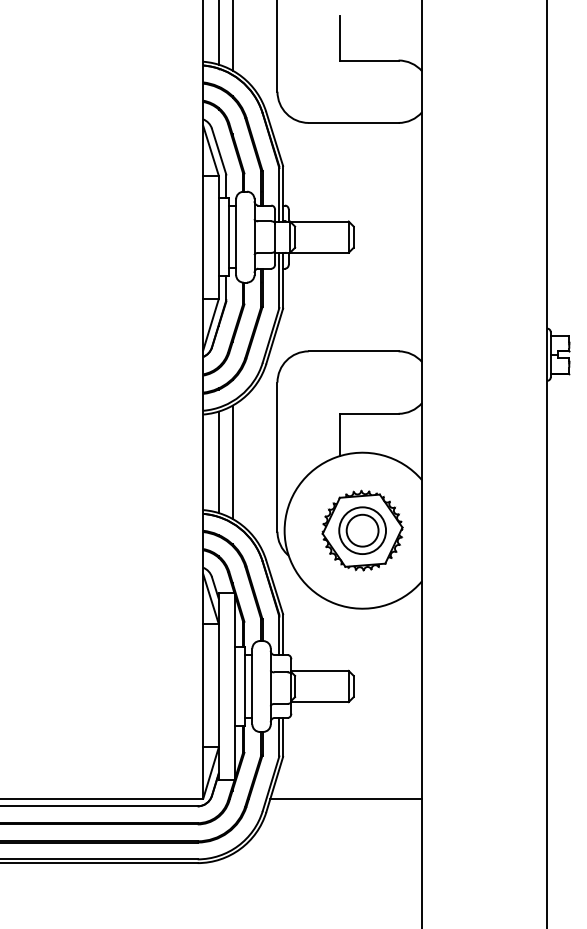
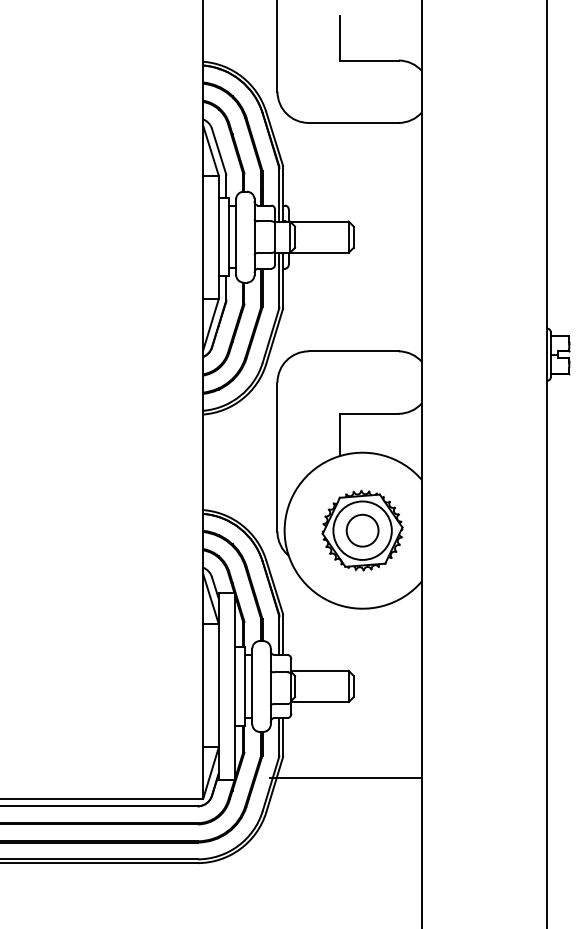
line: present -> none (218, 33)
line: present -> none (232, 36)
line: present -> none (232, 461)
line: present -> none (218, 462)
circle diameter: 47 px -> 58 px (362, 530)
line position: (346, 798) -> (346, 777) (346, 777)
